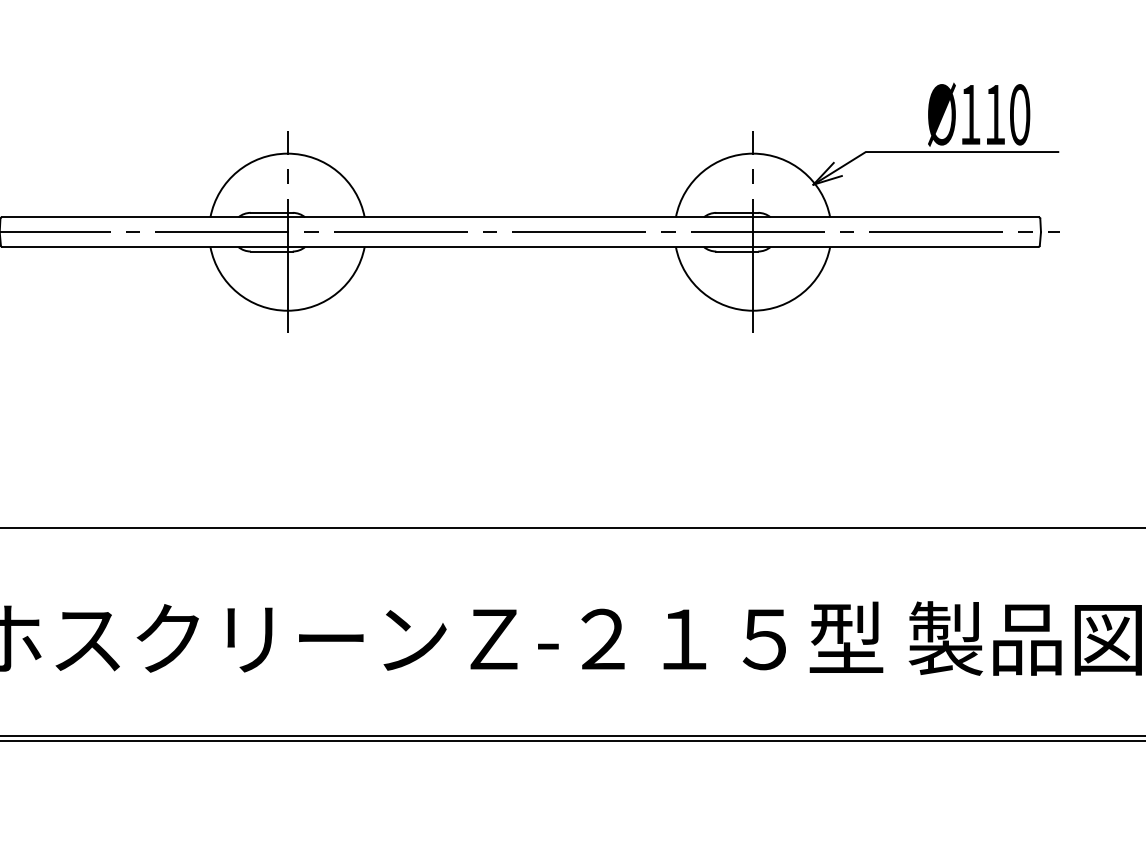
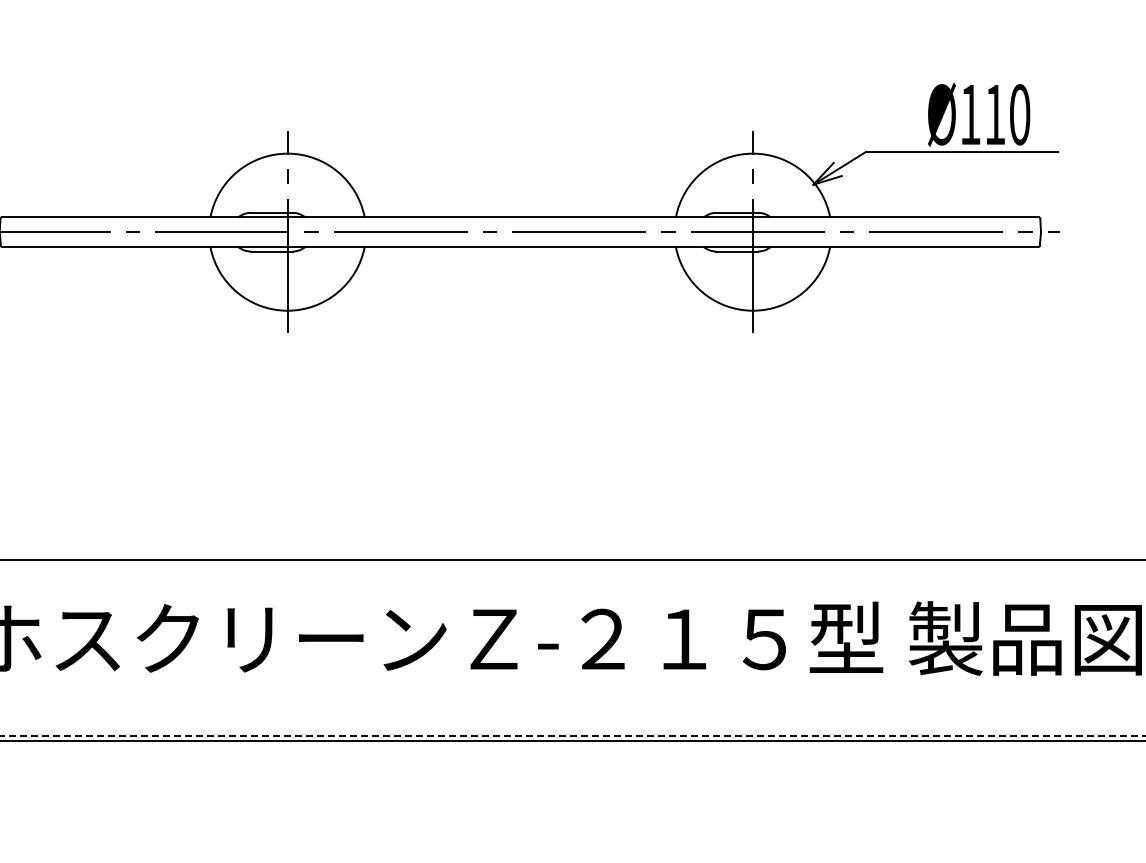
line position: (572, 528) -> (572, 560) (572, 560)
line: solid -> dashed (573, 736)
